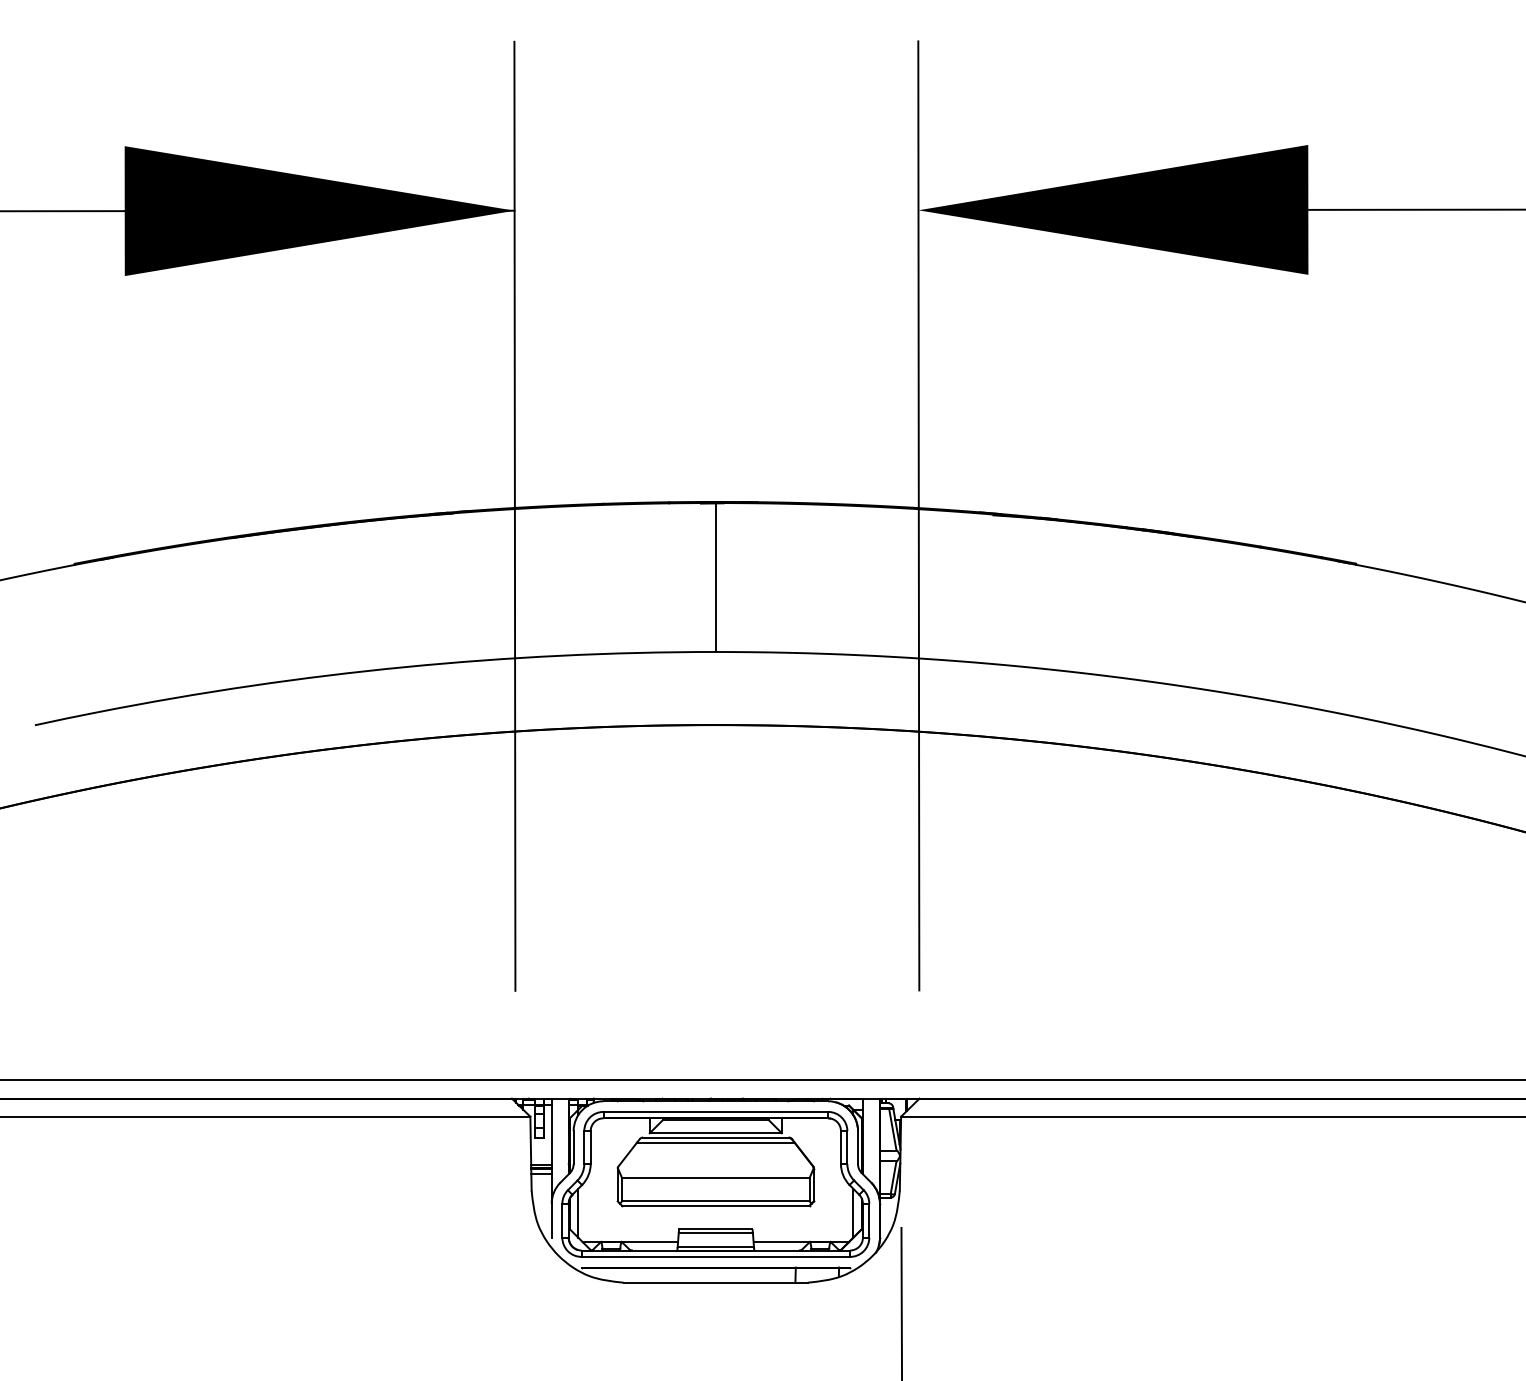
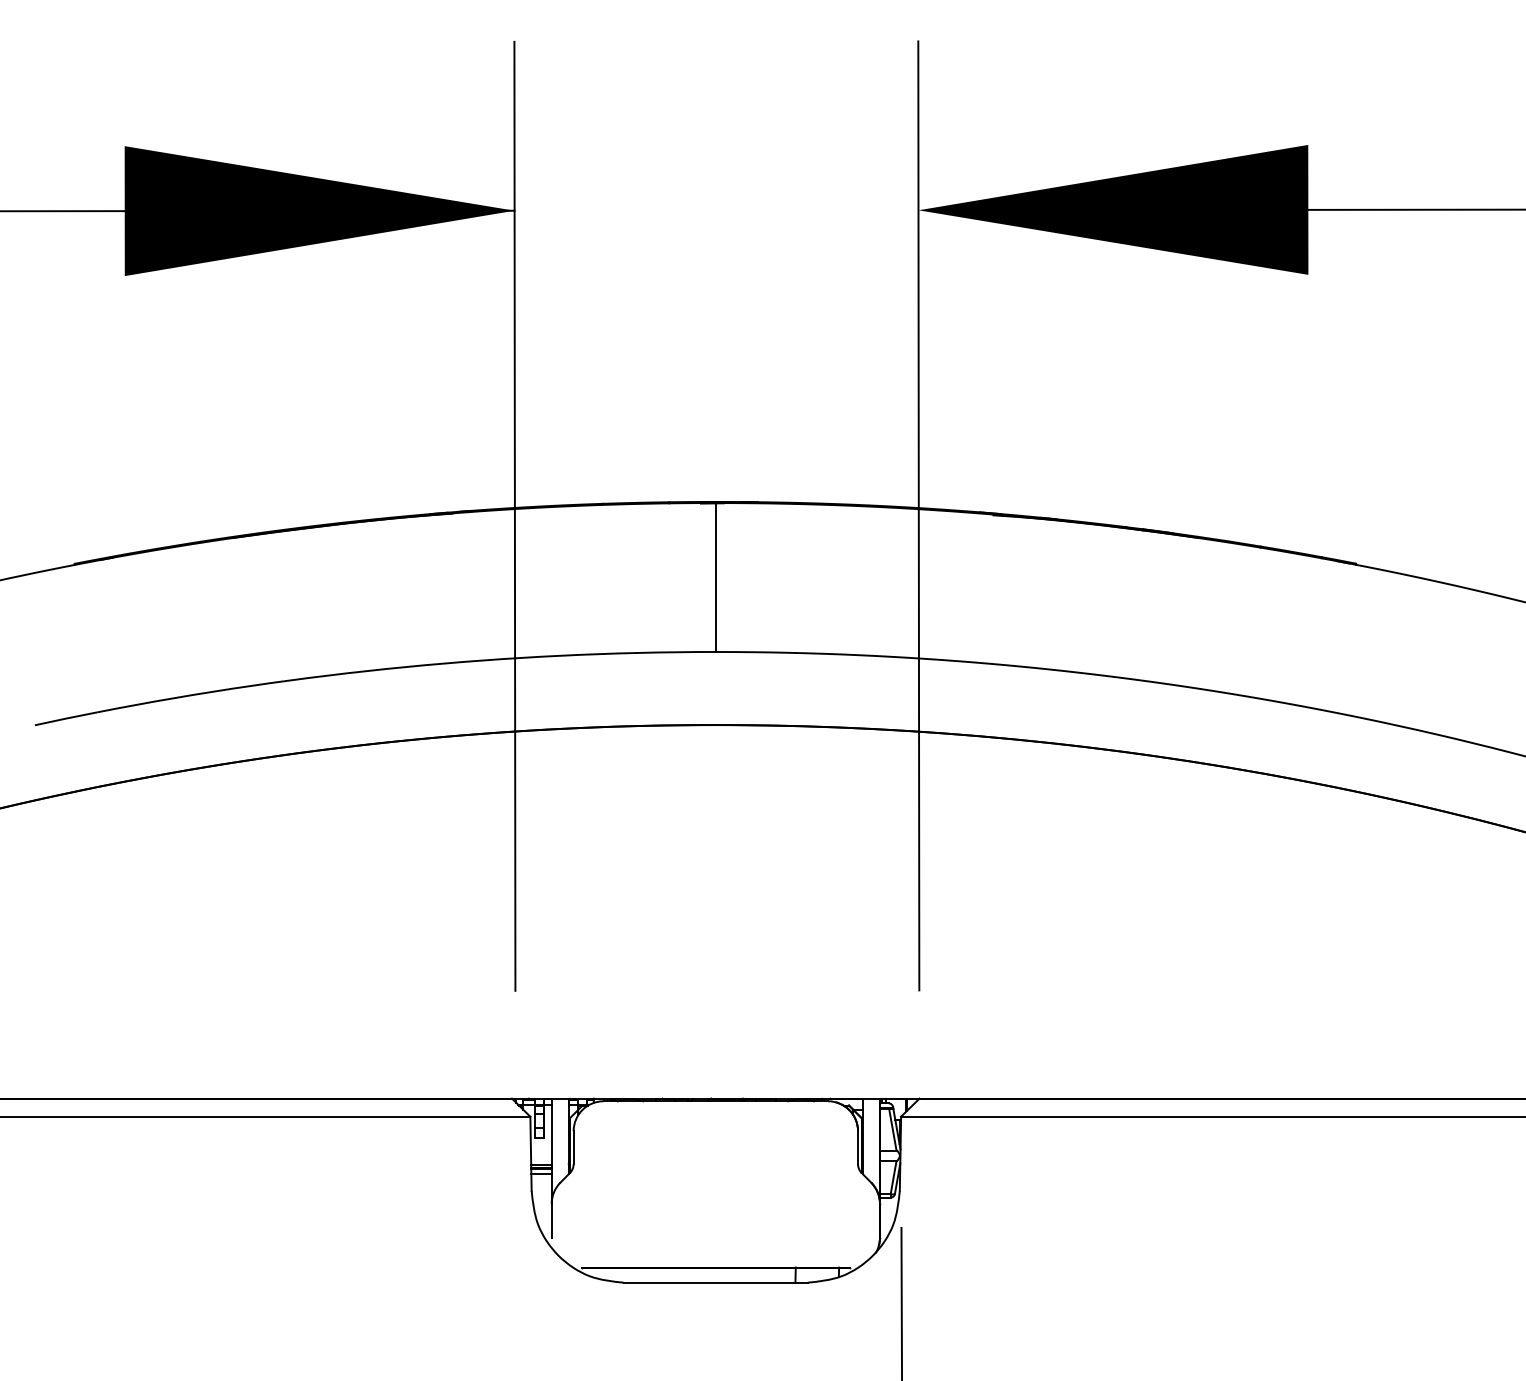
line: present -> none (762, 1080)
part: present -> none (715, 1184)
